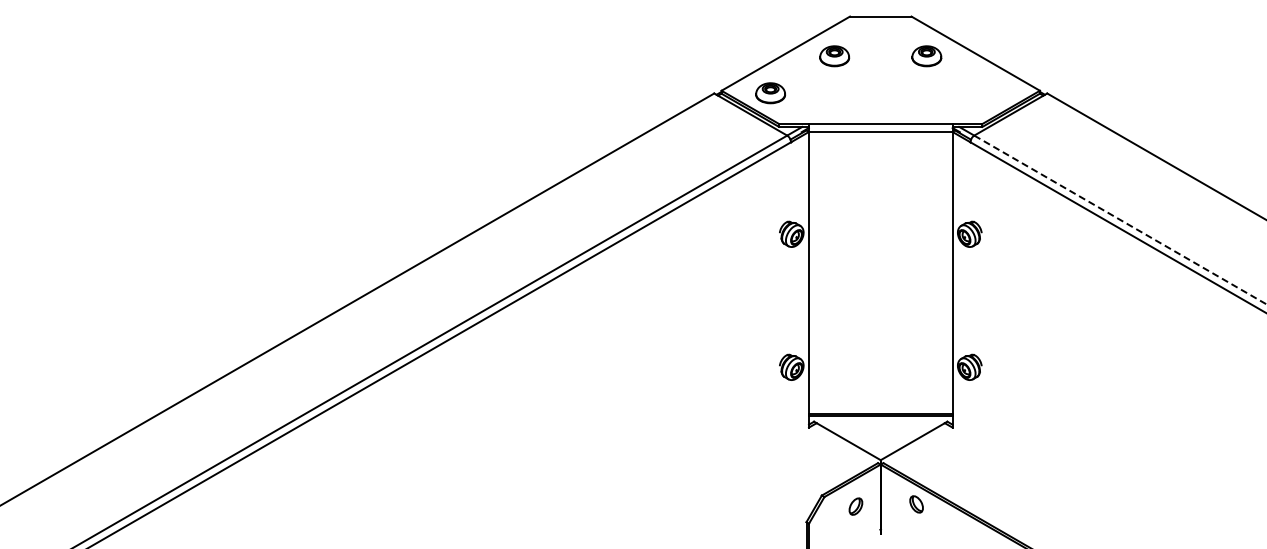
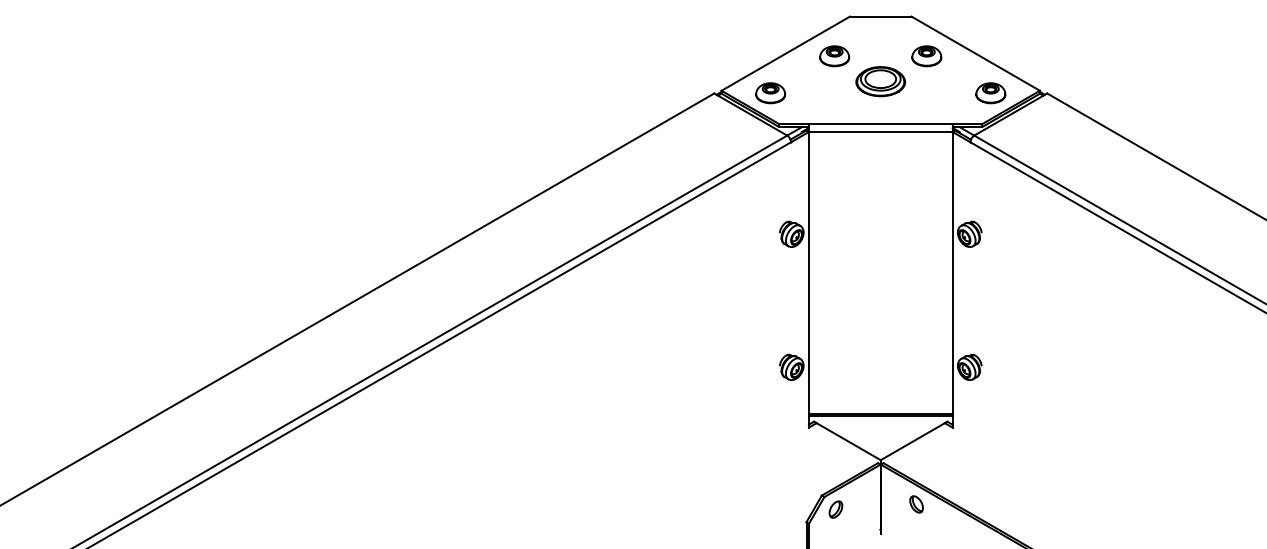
part: none -> present (880, 81)
part: none -> present (990, 93)
line: dashed -> solid (1120, 220)
part position: (855, 506) -> (835, 509) (835, 509)
